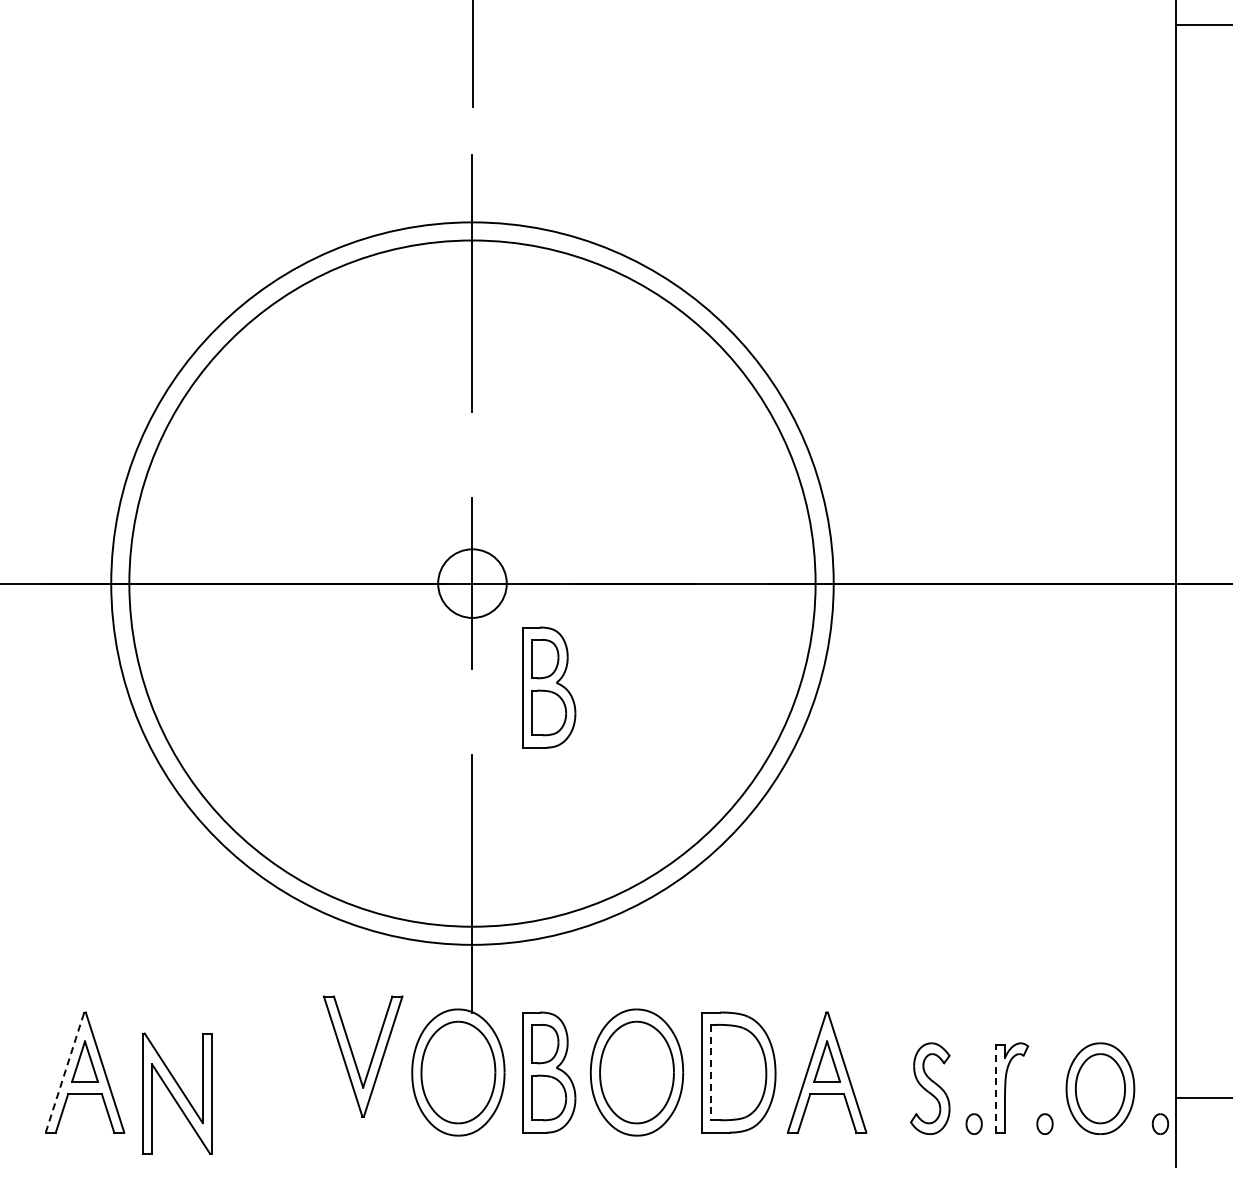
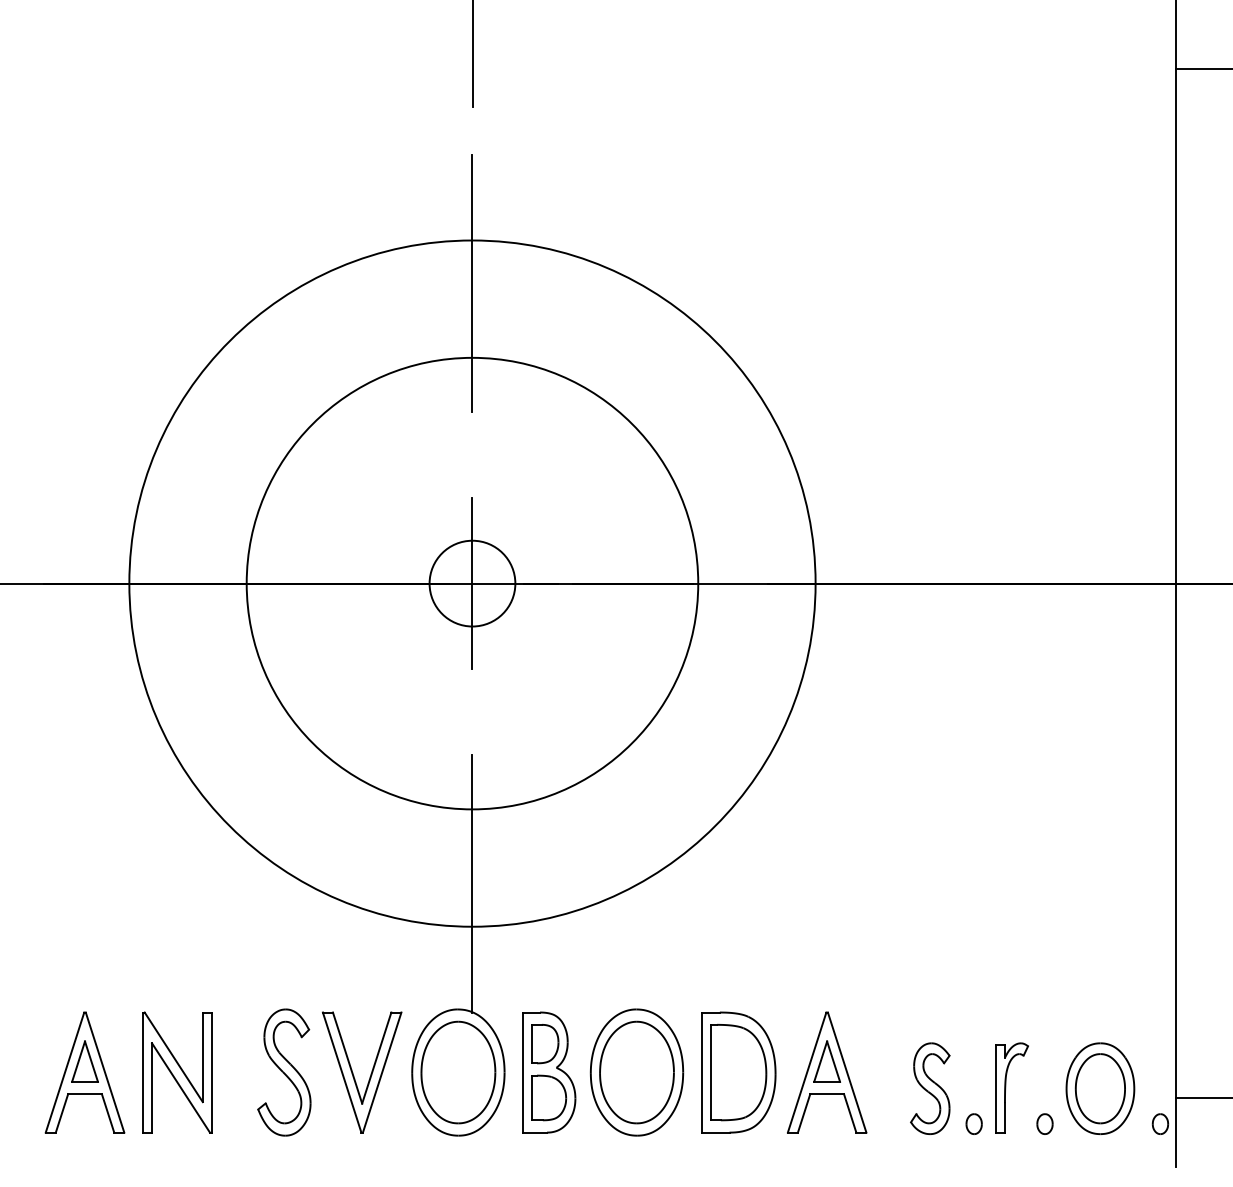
line position: (1202, 24) -> (1202, 68) (1202, 68)
circle diameter: 69 px -> 86 px (472, 583)
circle diameter: 722 px -> 452 px (472, 583)
part: present -> none (549, 687)
part position: (371, 1057) -> (370, 1073) (370, 1073)
line: dashed -> solid (65, 1072)
part: none -> present (284, 1072)
line: dashed -> solid (710, 1072)
line: dashed -> solid (995, 1088)
part position: (177, 1093) -> (177, 1072) (177, 1072)
